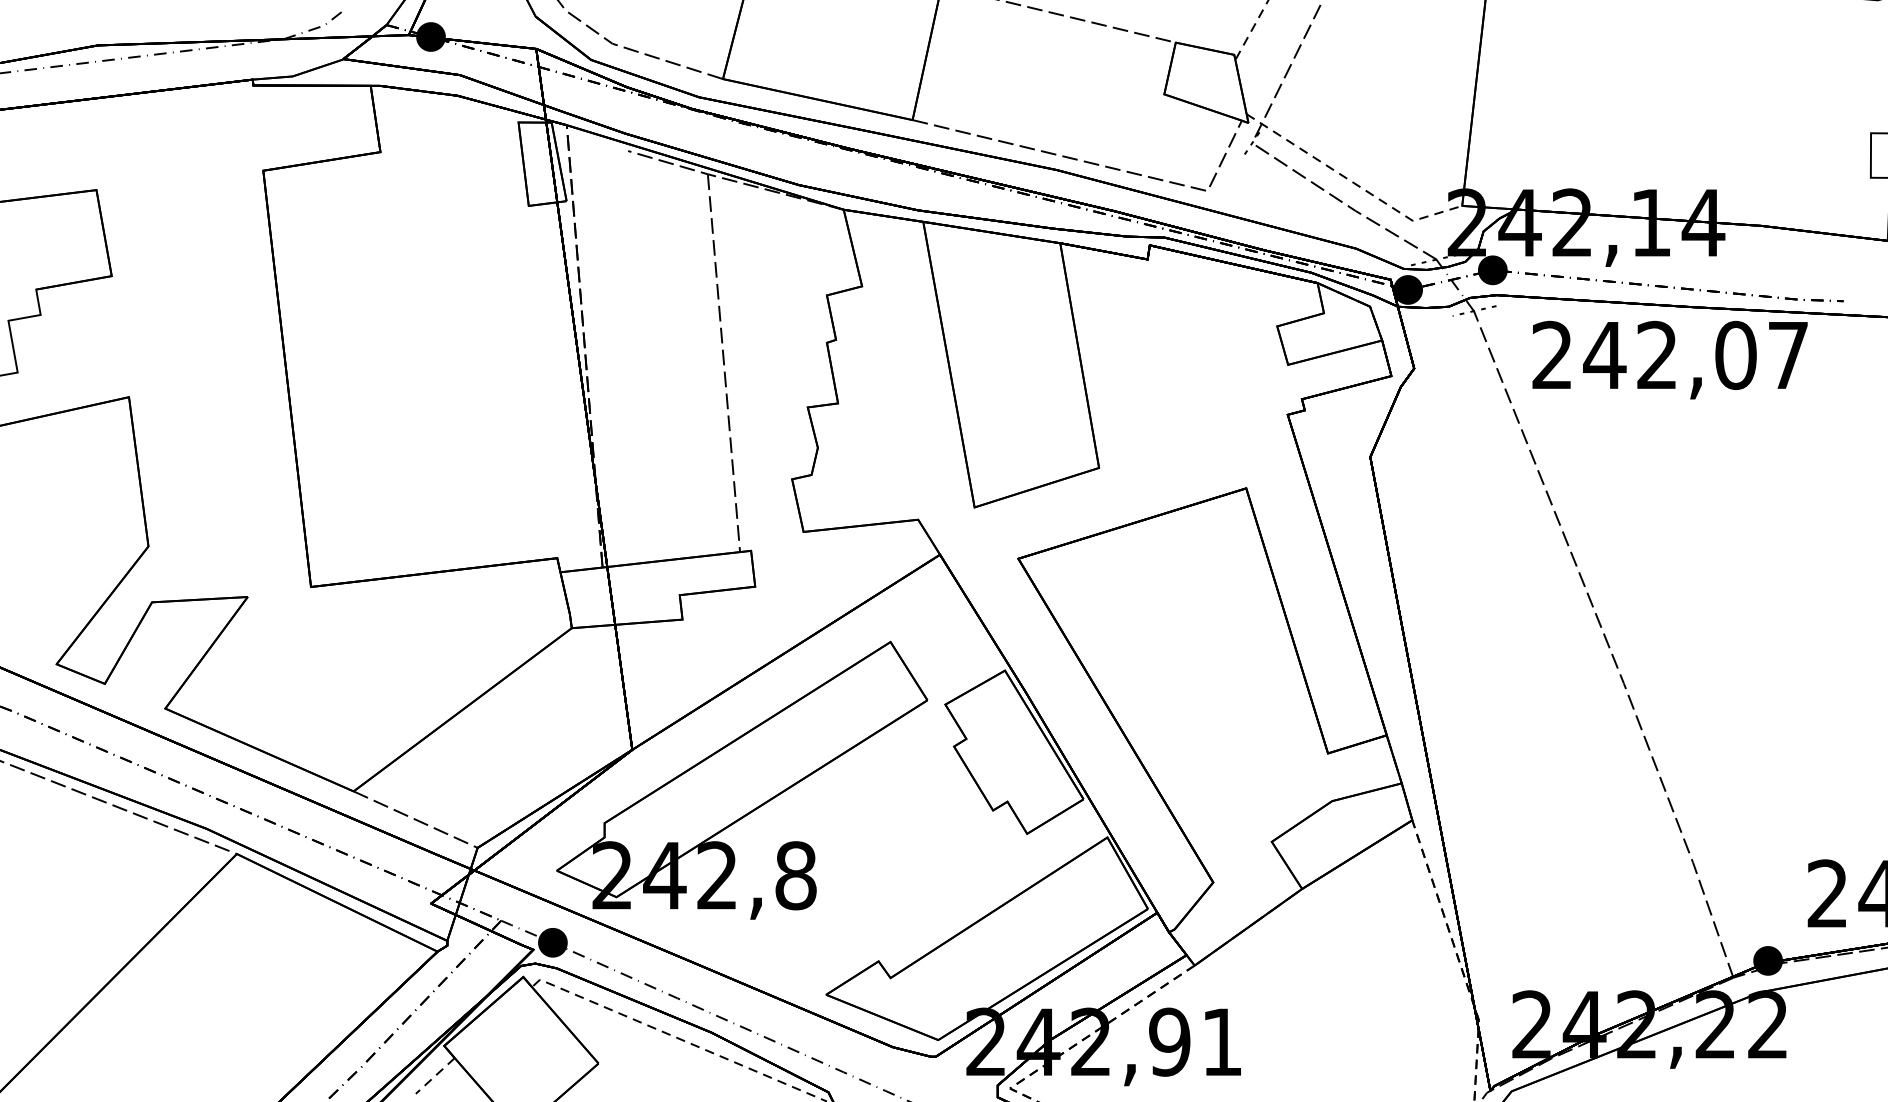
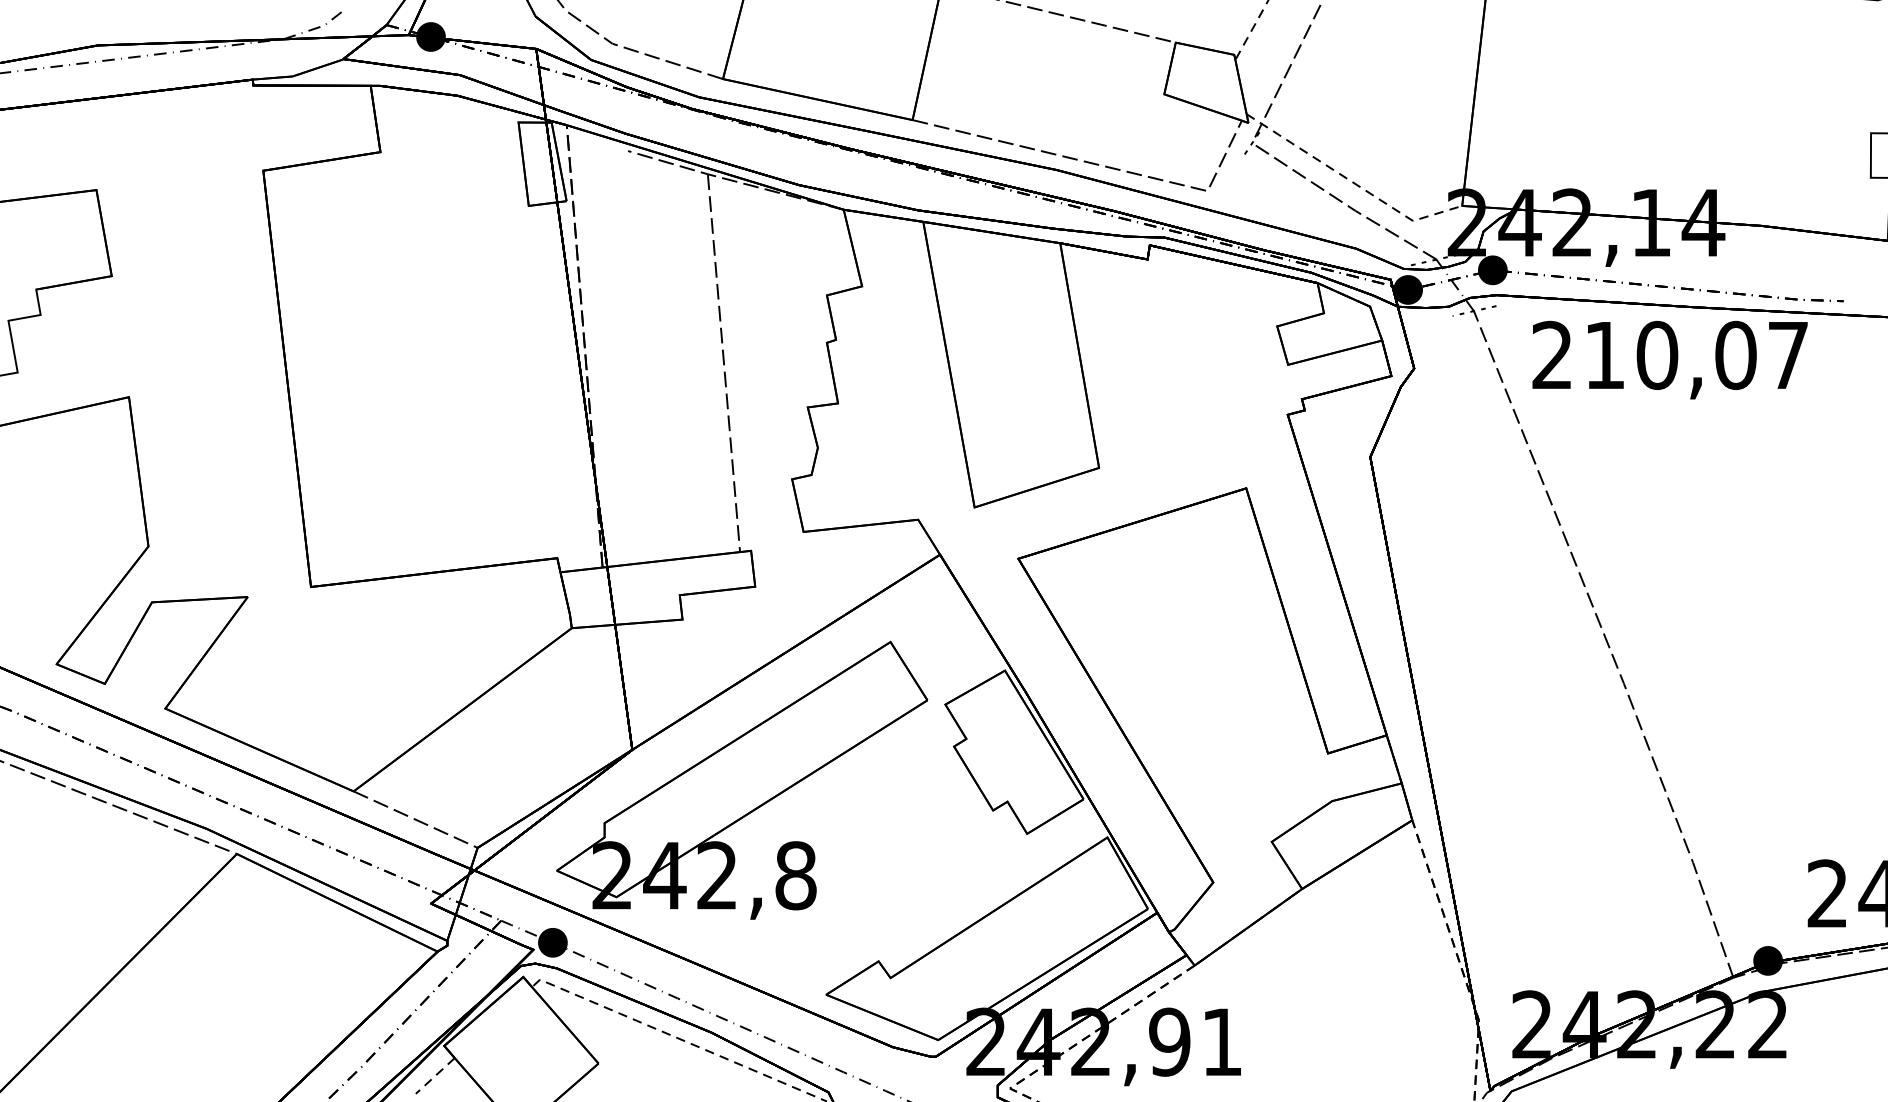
text: 242,07 -> 210,07 (1630, 355)
